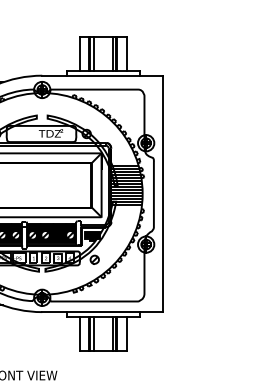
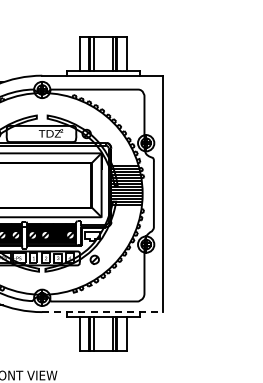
fill: present -> none (91, 235)
line: solid -> dashed (102, 312)
